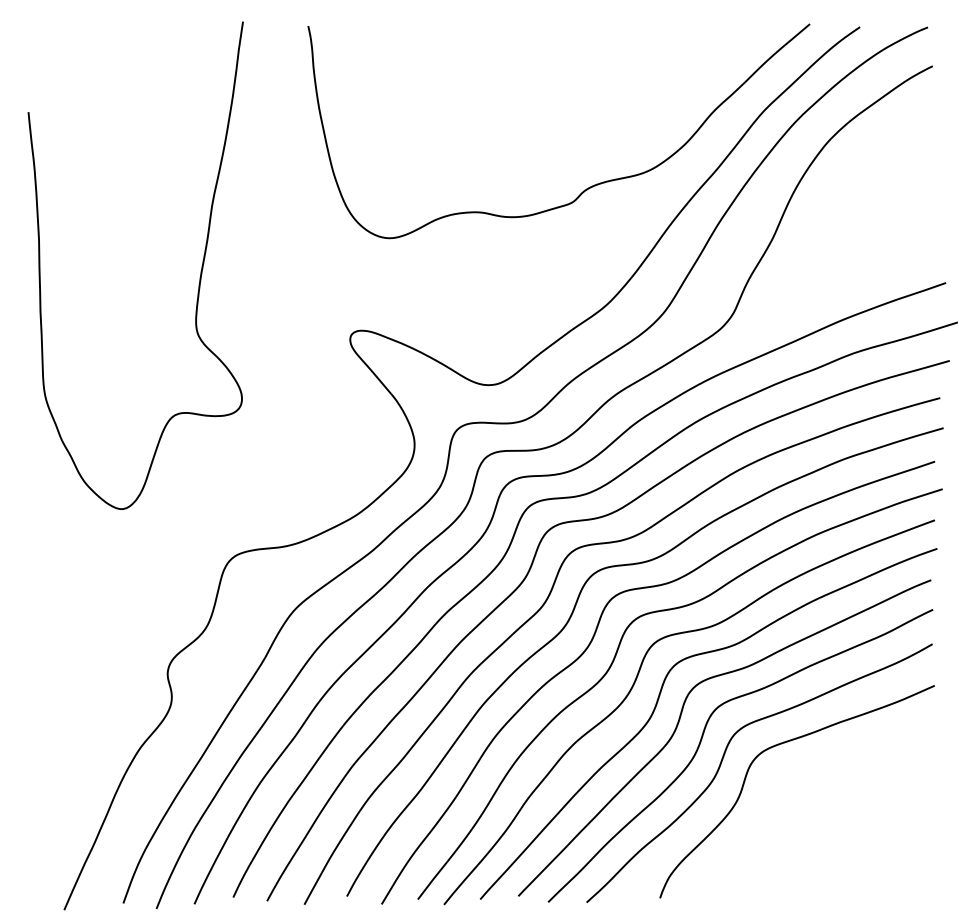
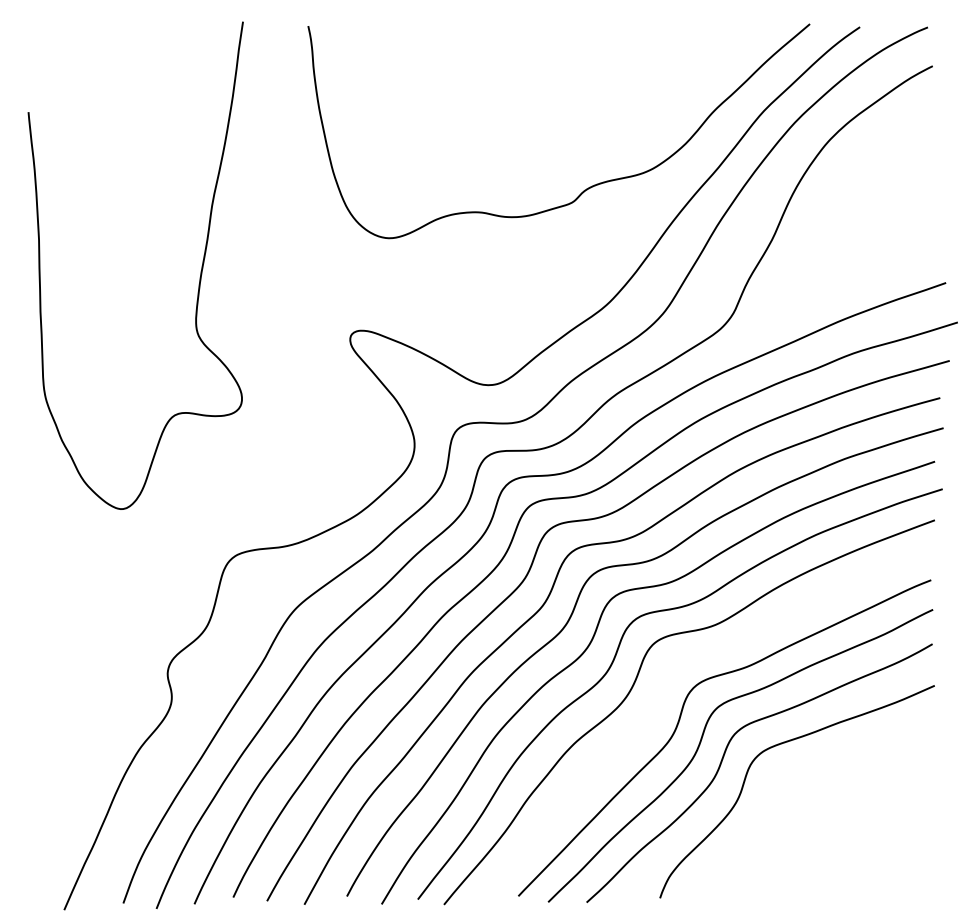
curve: present -> none (656, 707)
